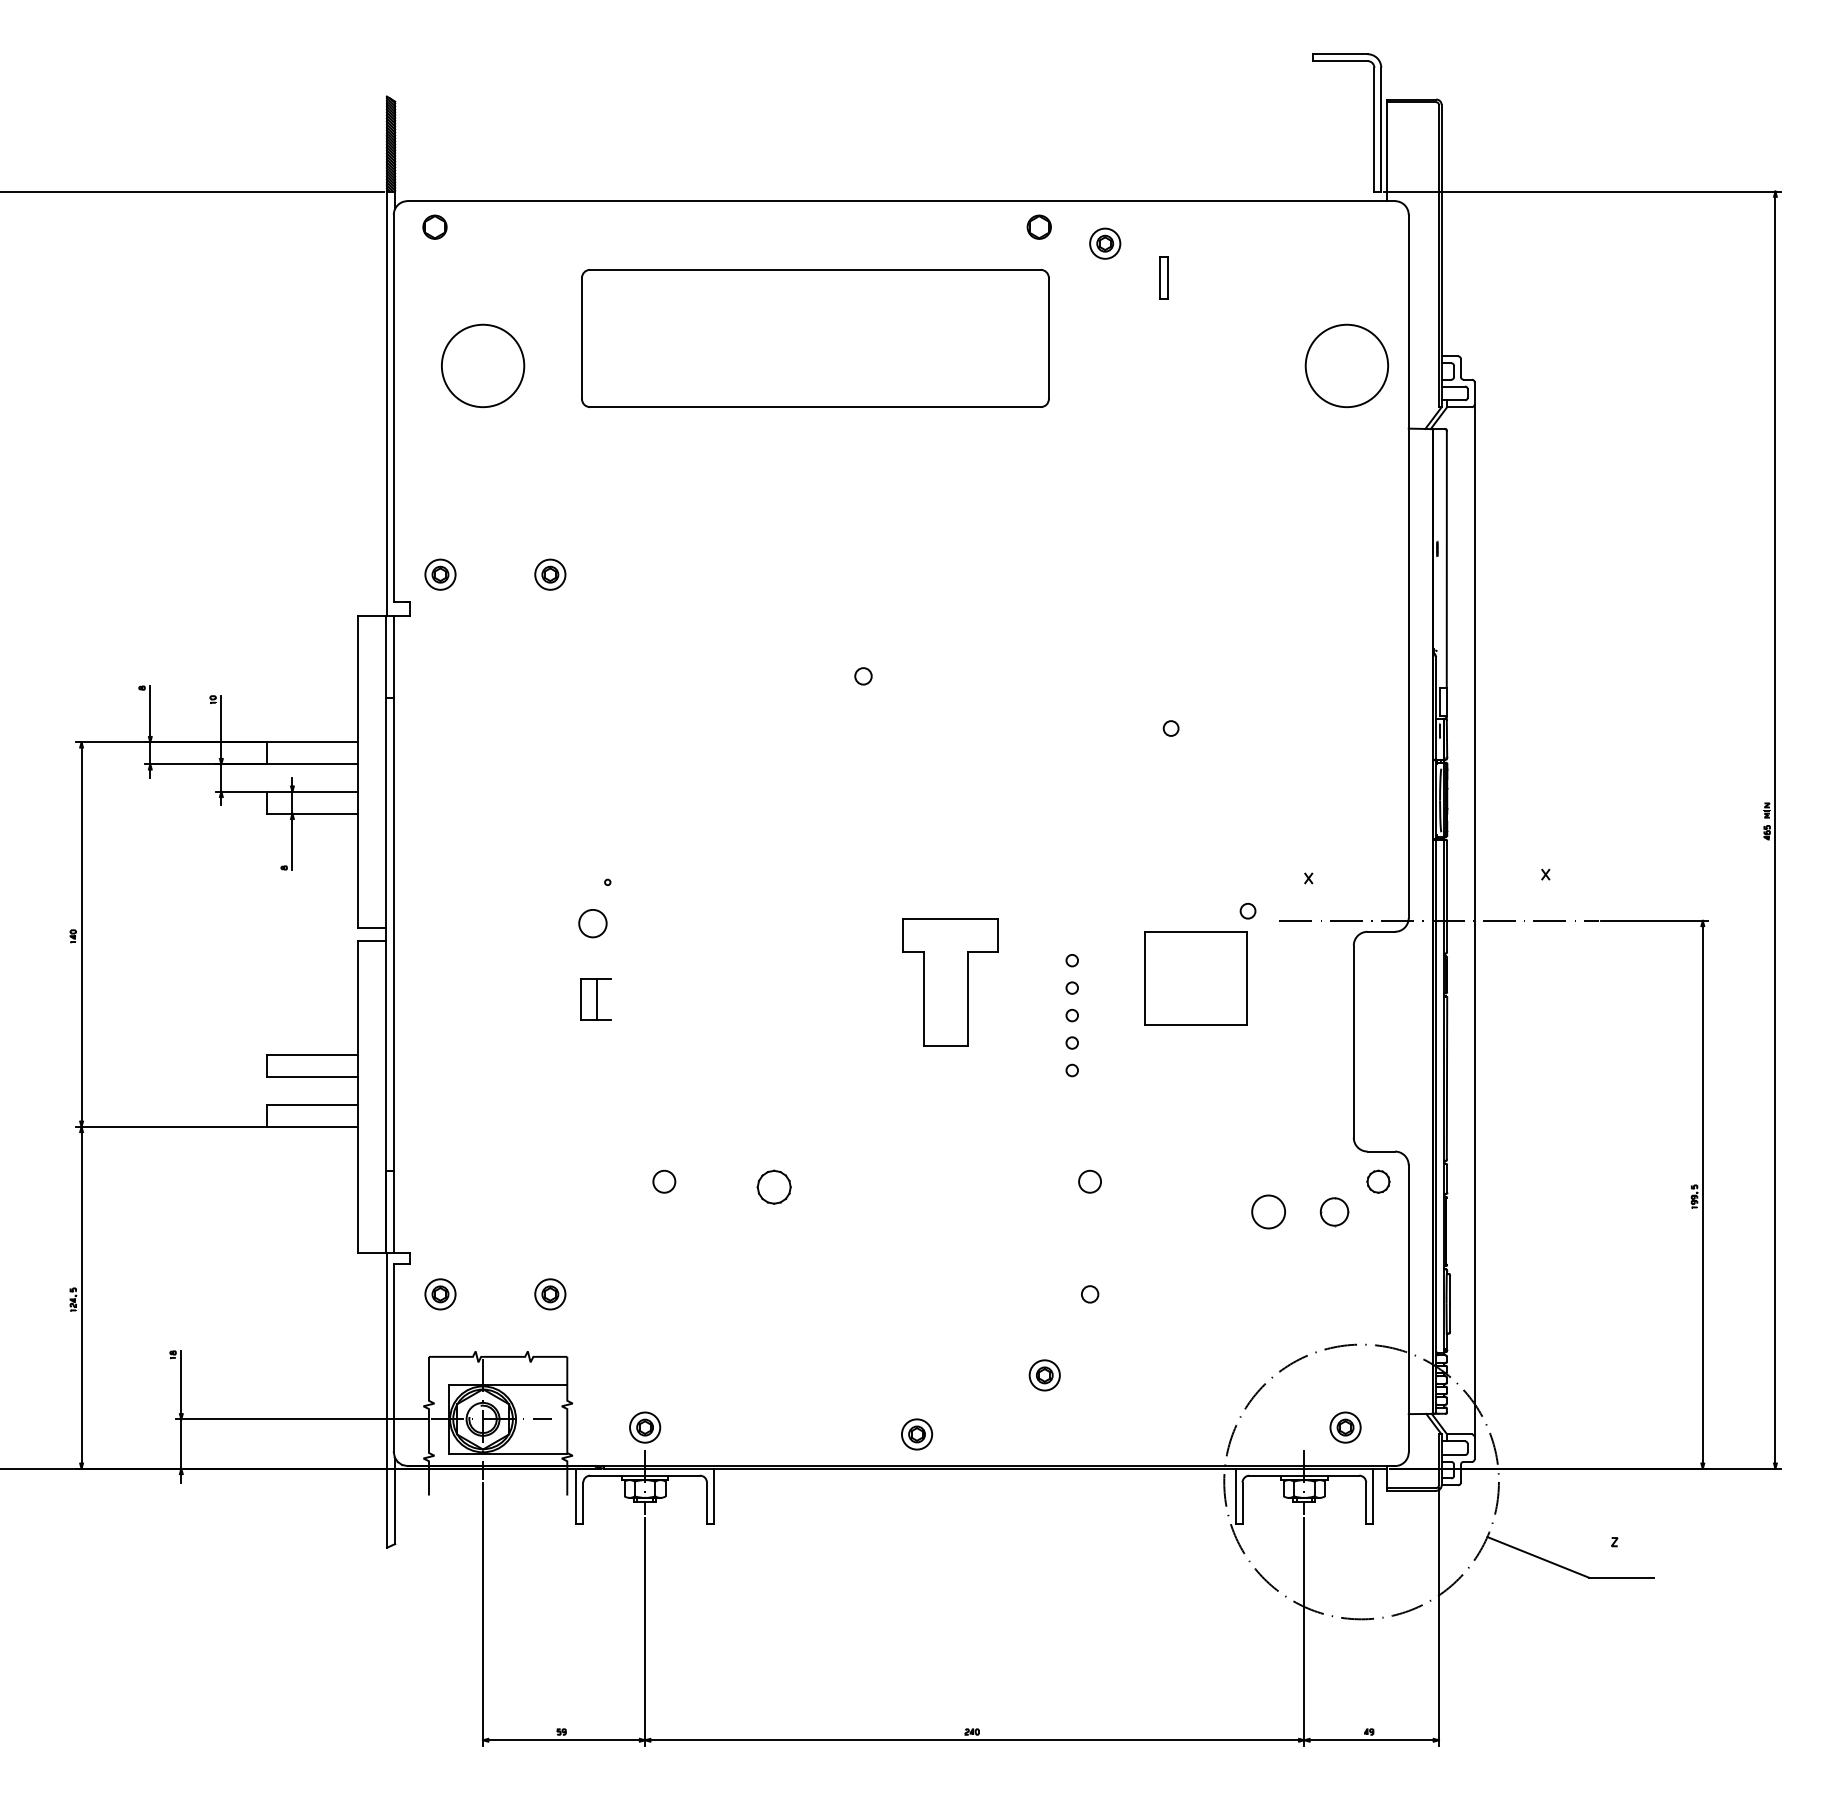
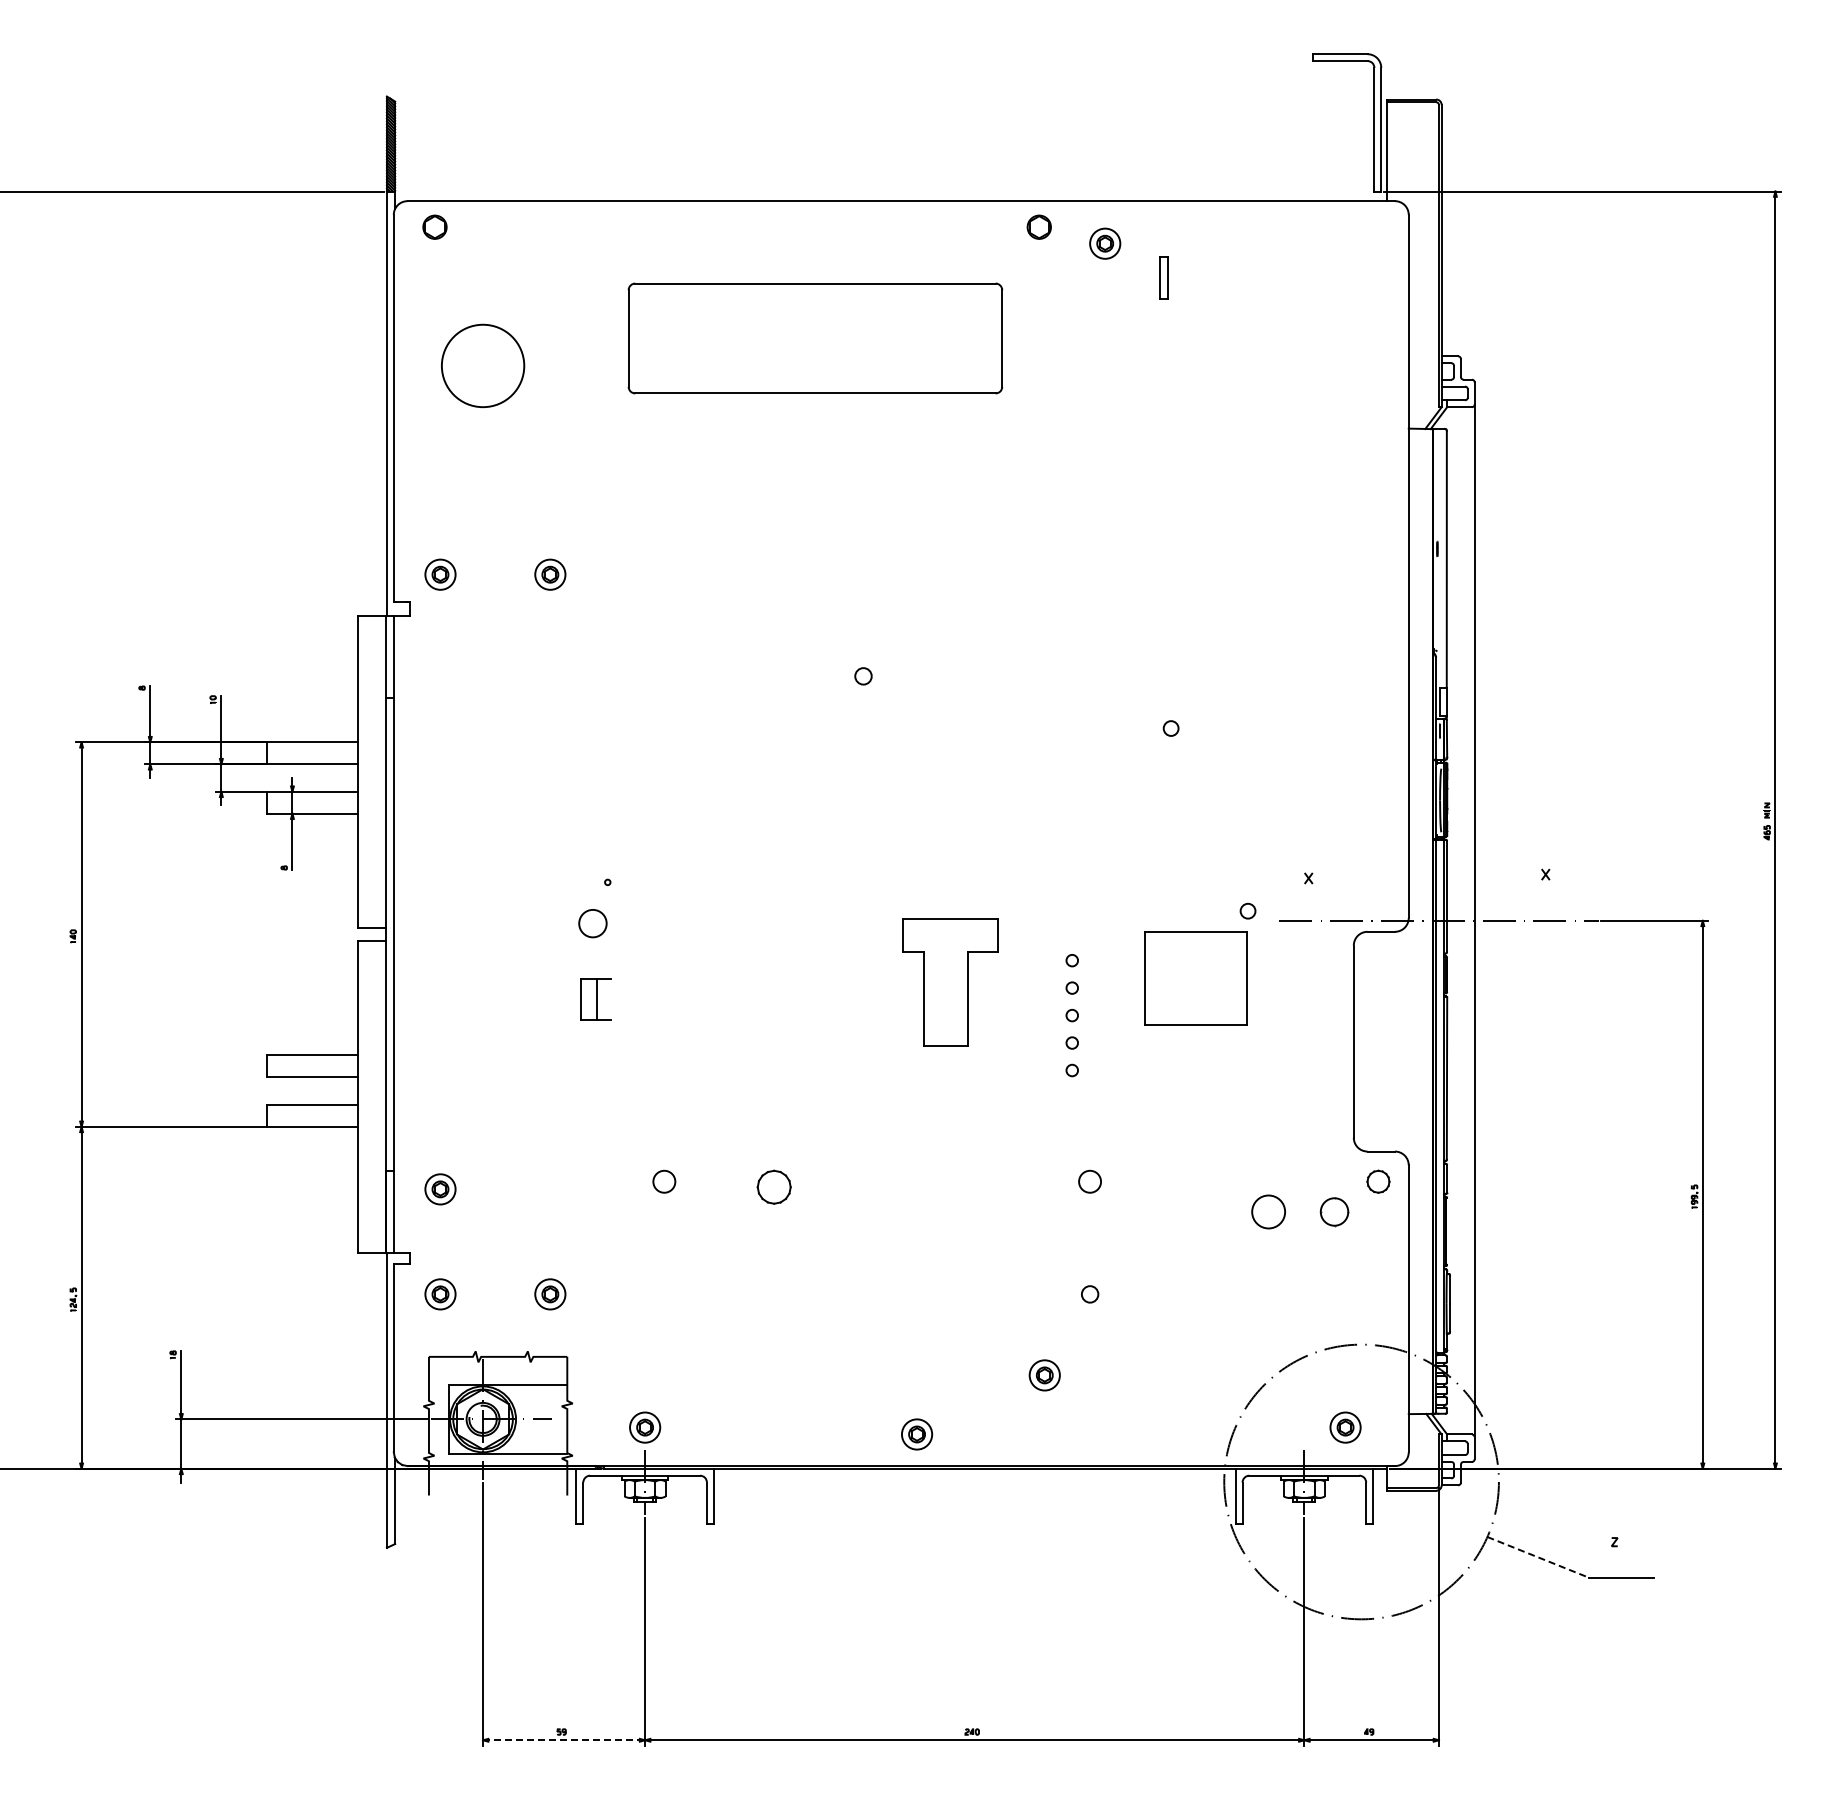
part size: 469x139 px -> 377x113 px (815, 338)
circle: present -> none (1346, 365)
part: none -> present (440, 1189)
line: solid -> dashed (1538, 1557)
line: solid -> dashed (564, 1740)
